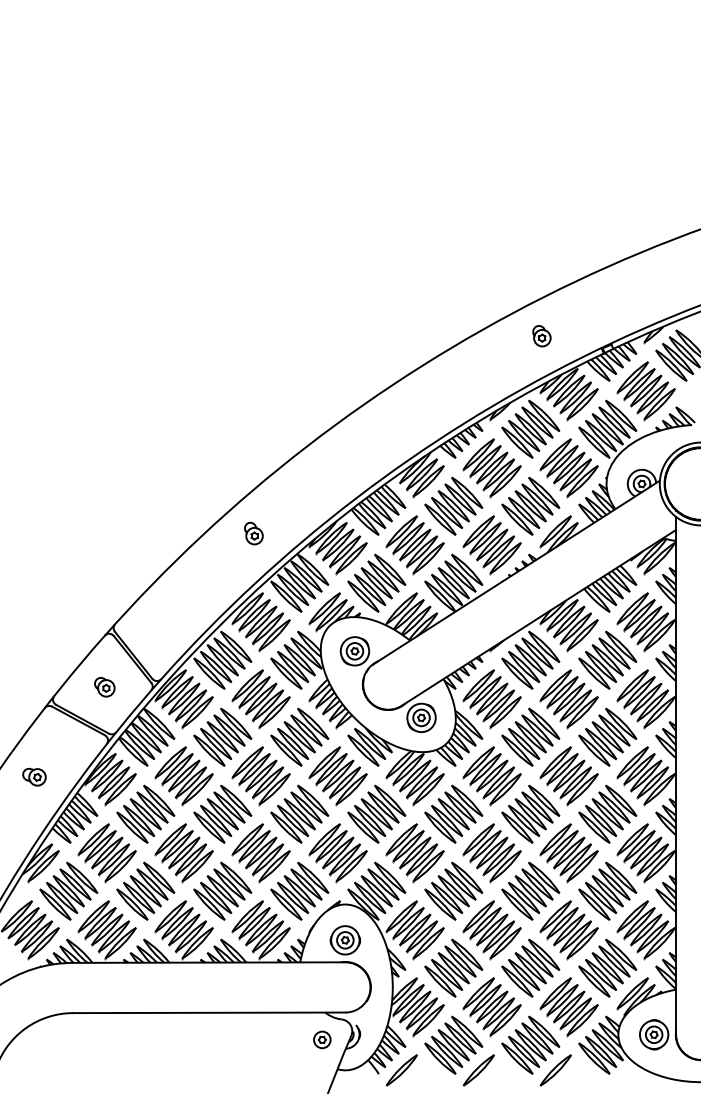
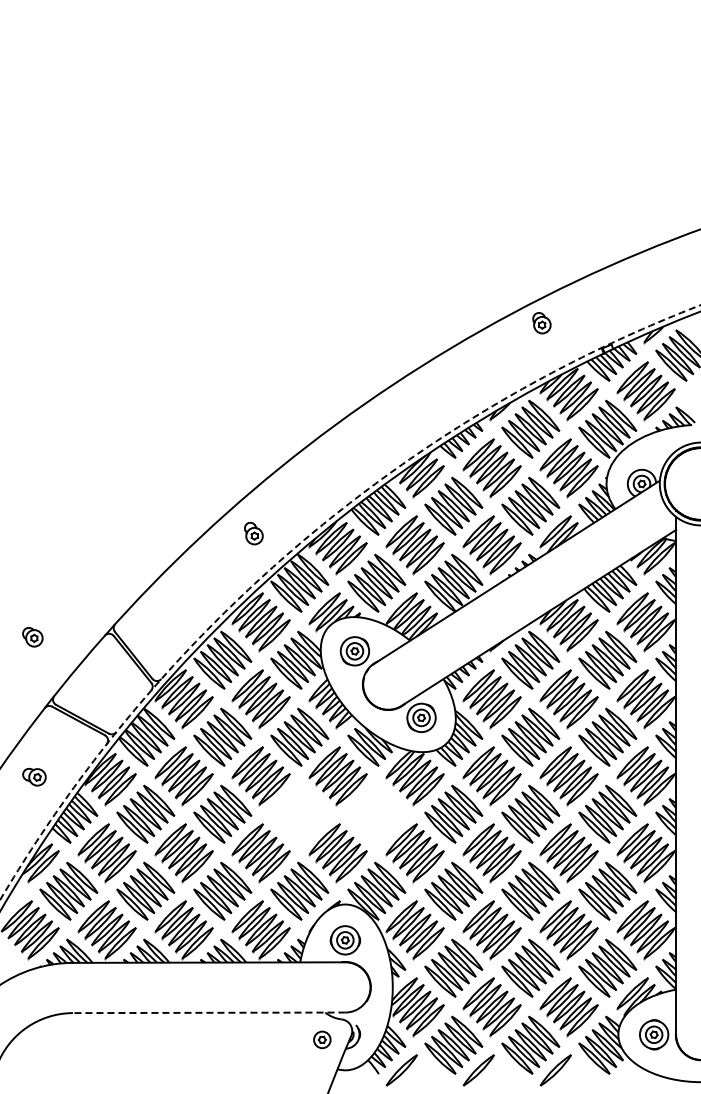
part position: (541, 336) -> (541, 323) (541, 323)
arc: solid -> dashed (298, 545)
part position: (104, 687) -> (32, 637) (32, 637)
part: present -> none (299, 813)
part: present -> none (376, 813)
line: solid -> dashed (208, 1012)
